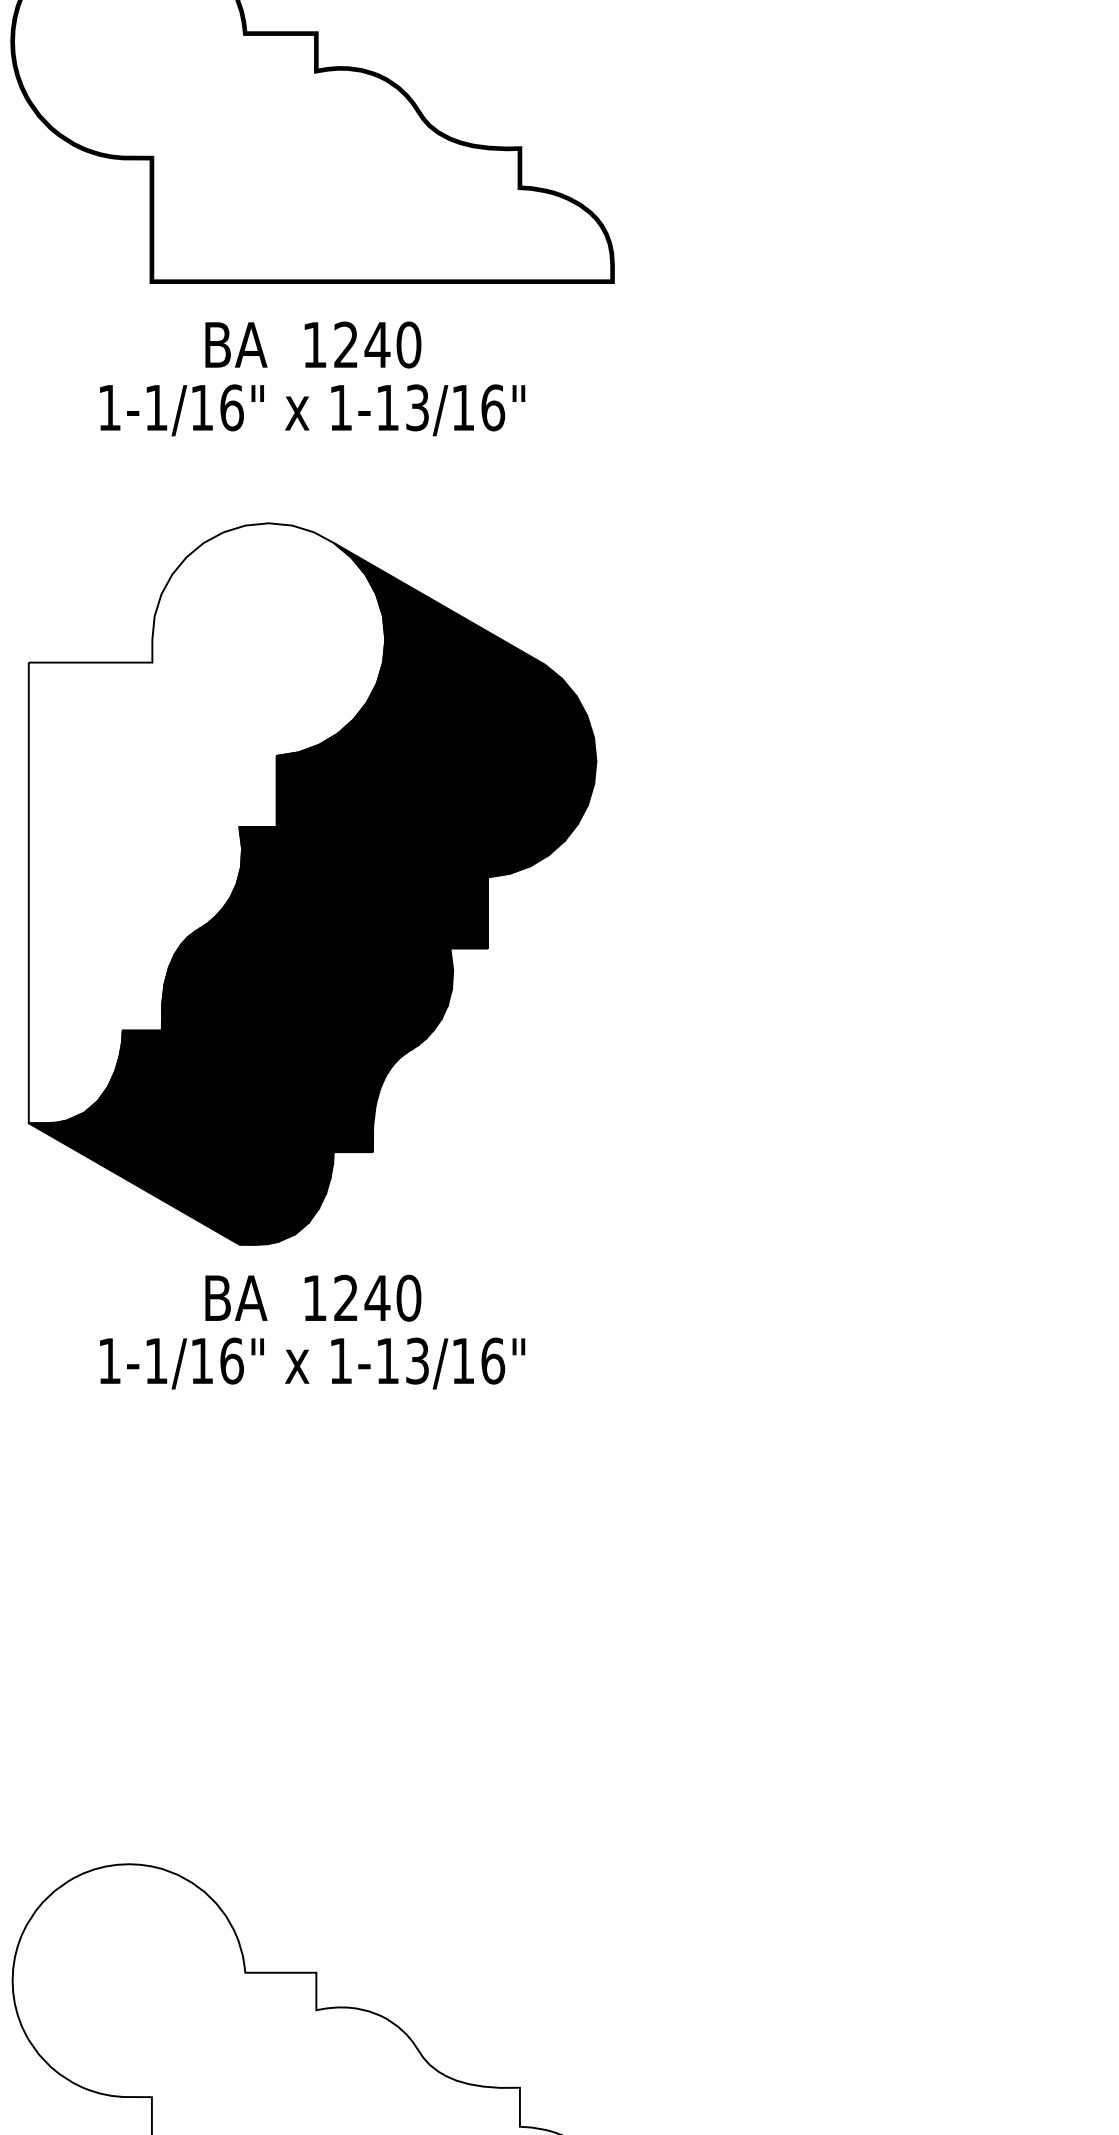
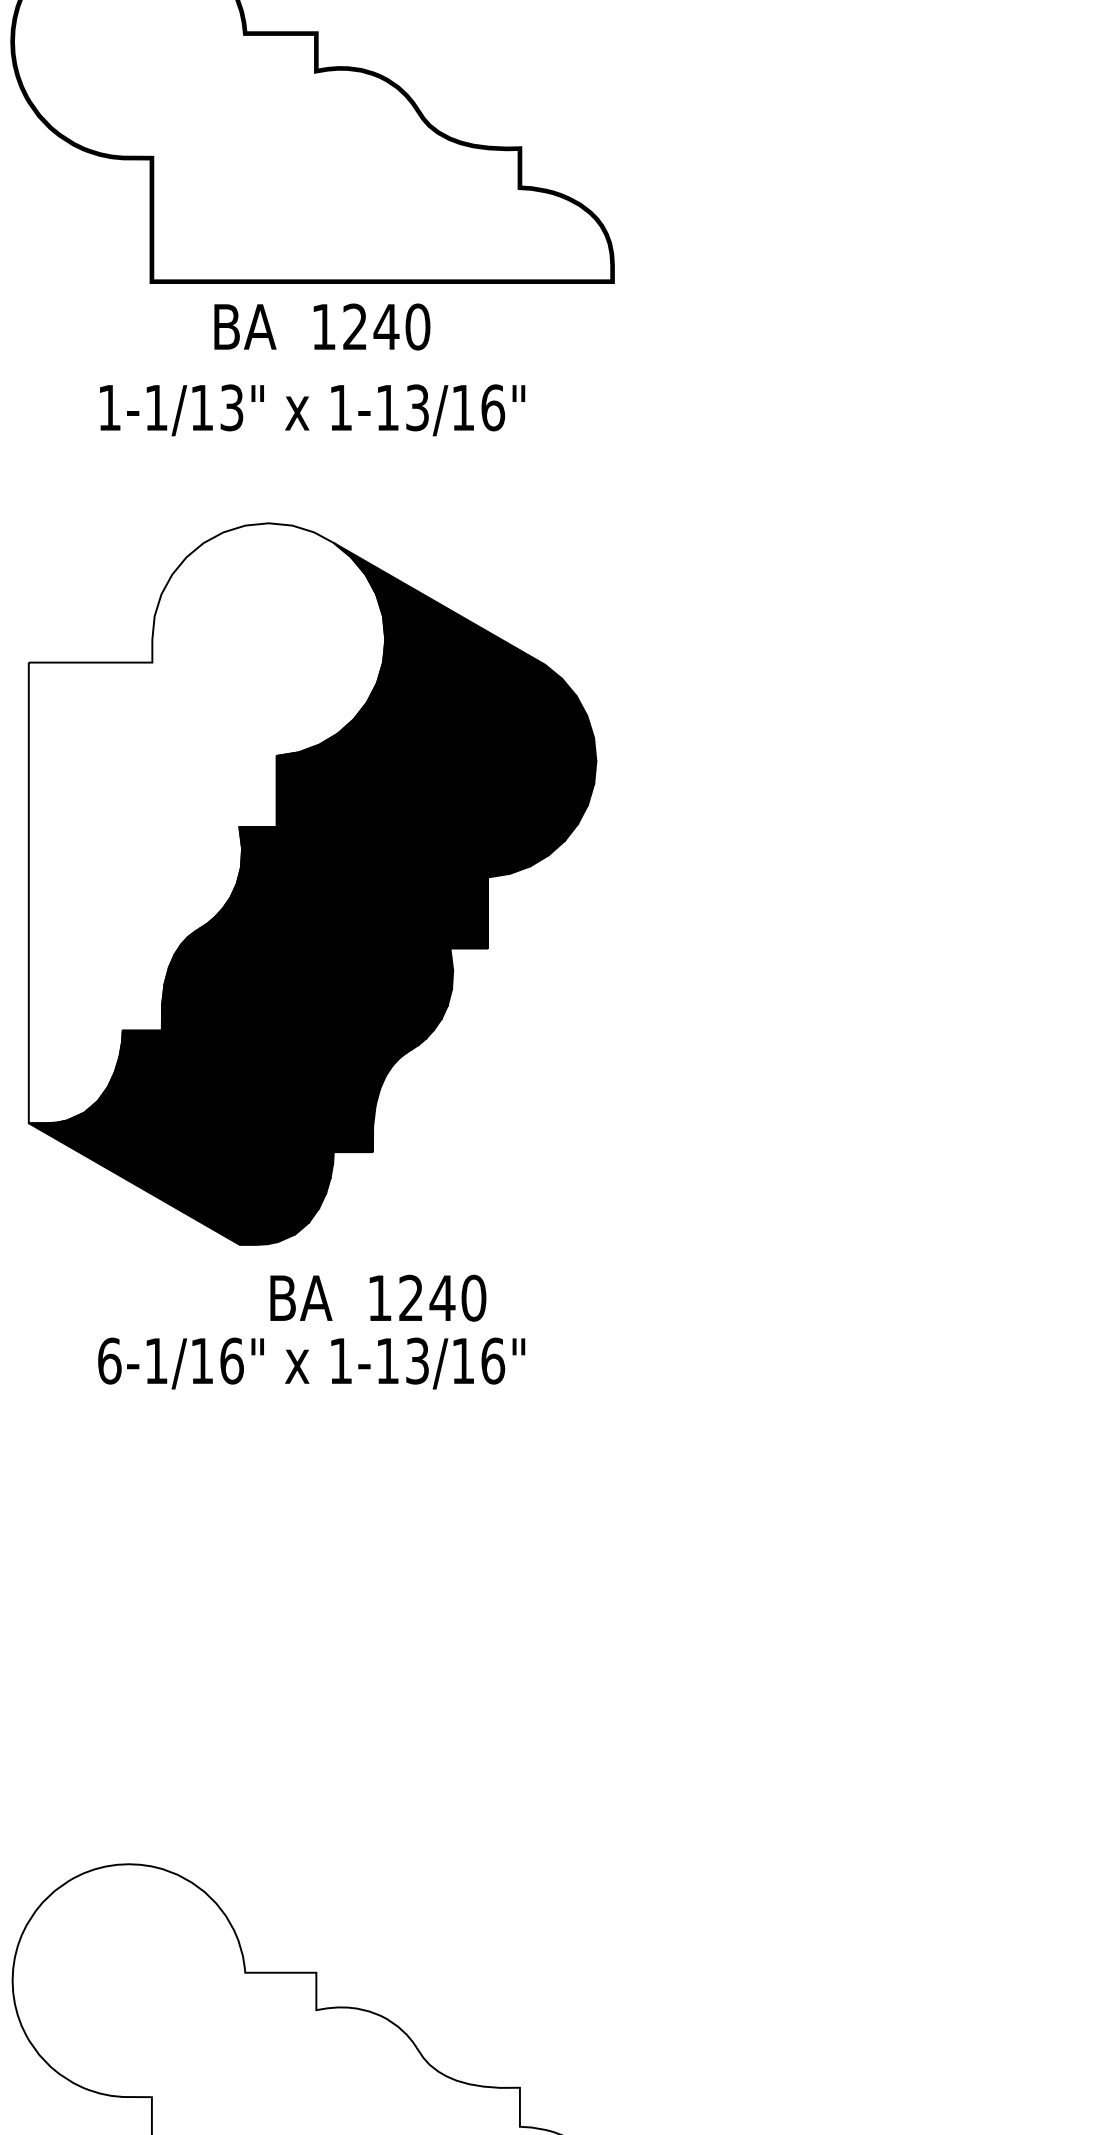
text position: (313, 344) -> (322, 326) (322, 326)
text: 1-1/16" -> 1-1/13" (231, 407)
text position: (313, 1297) -> (378, 1297) (378, 1297)
text: 1-1/16" -> 6-1/16" (109, 1360)
